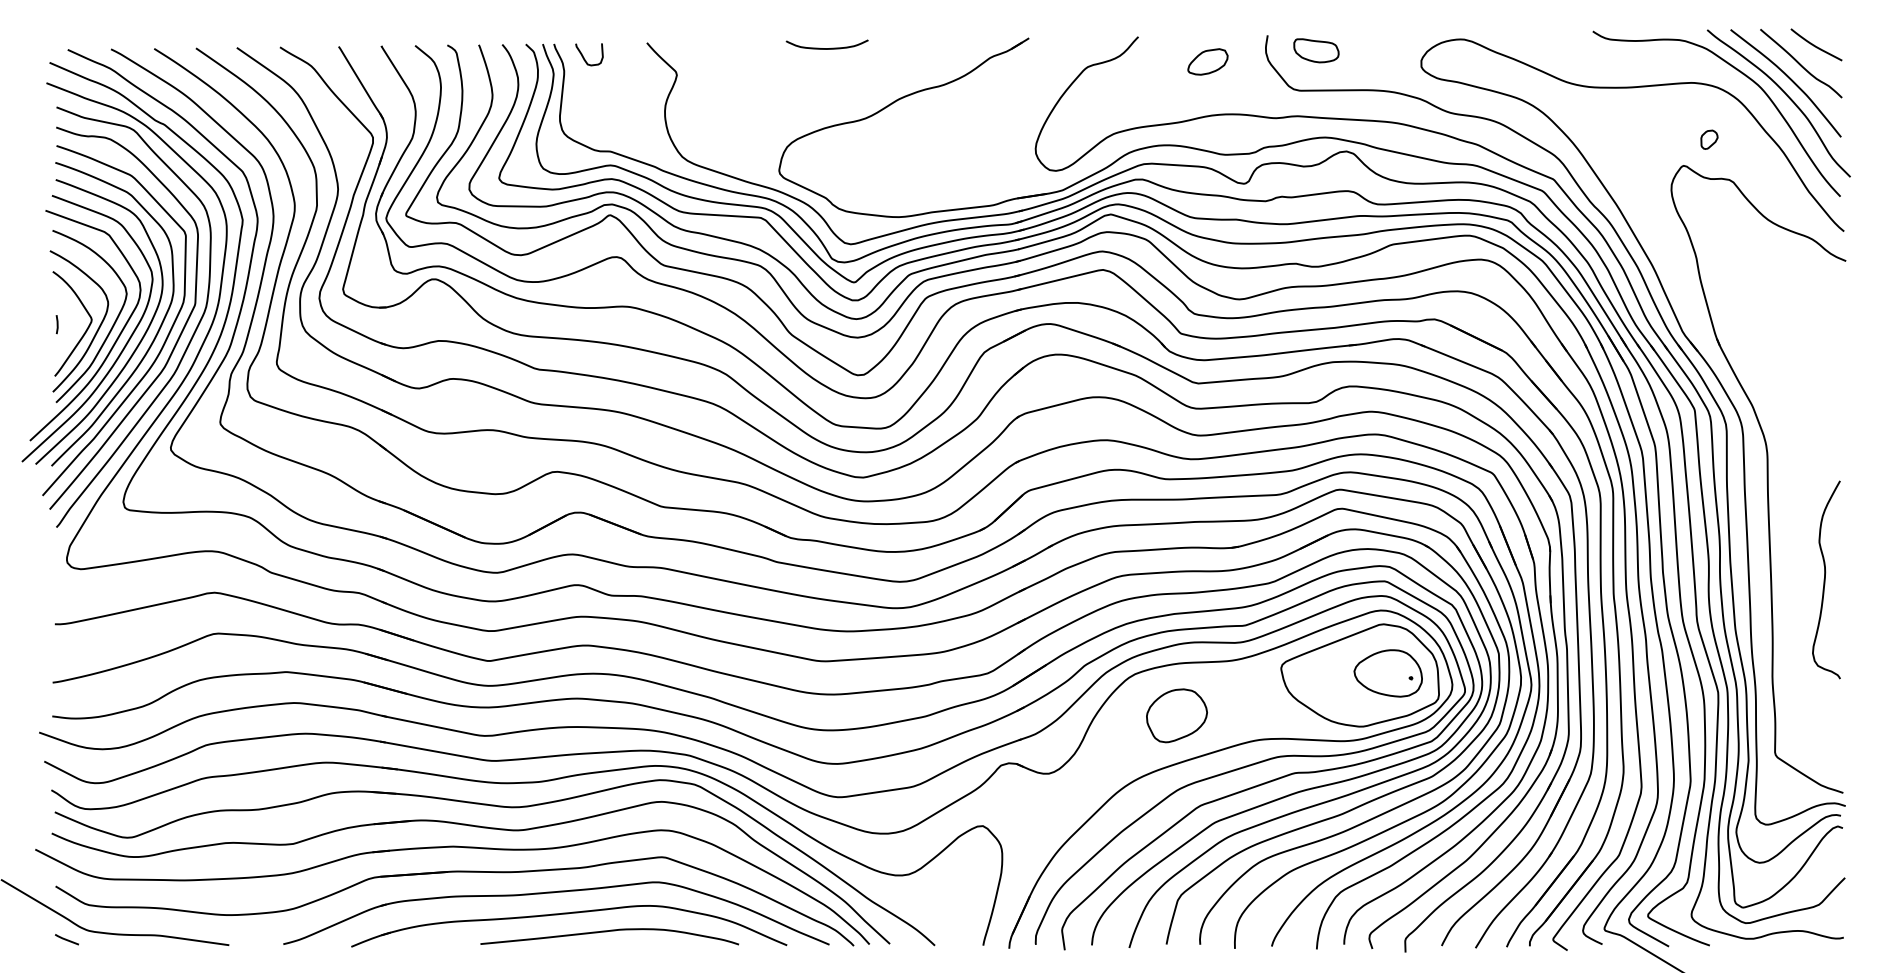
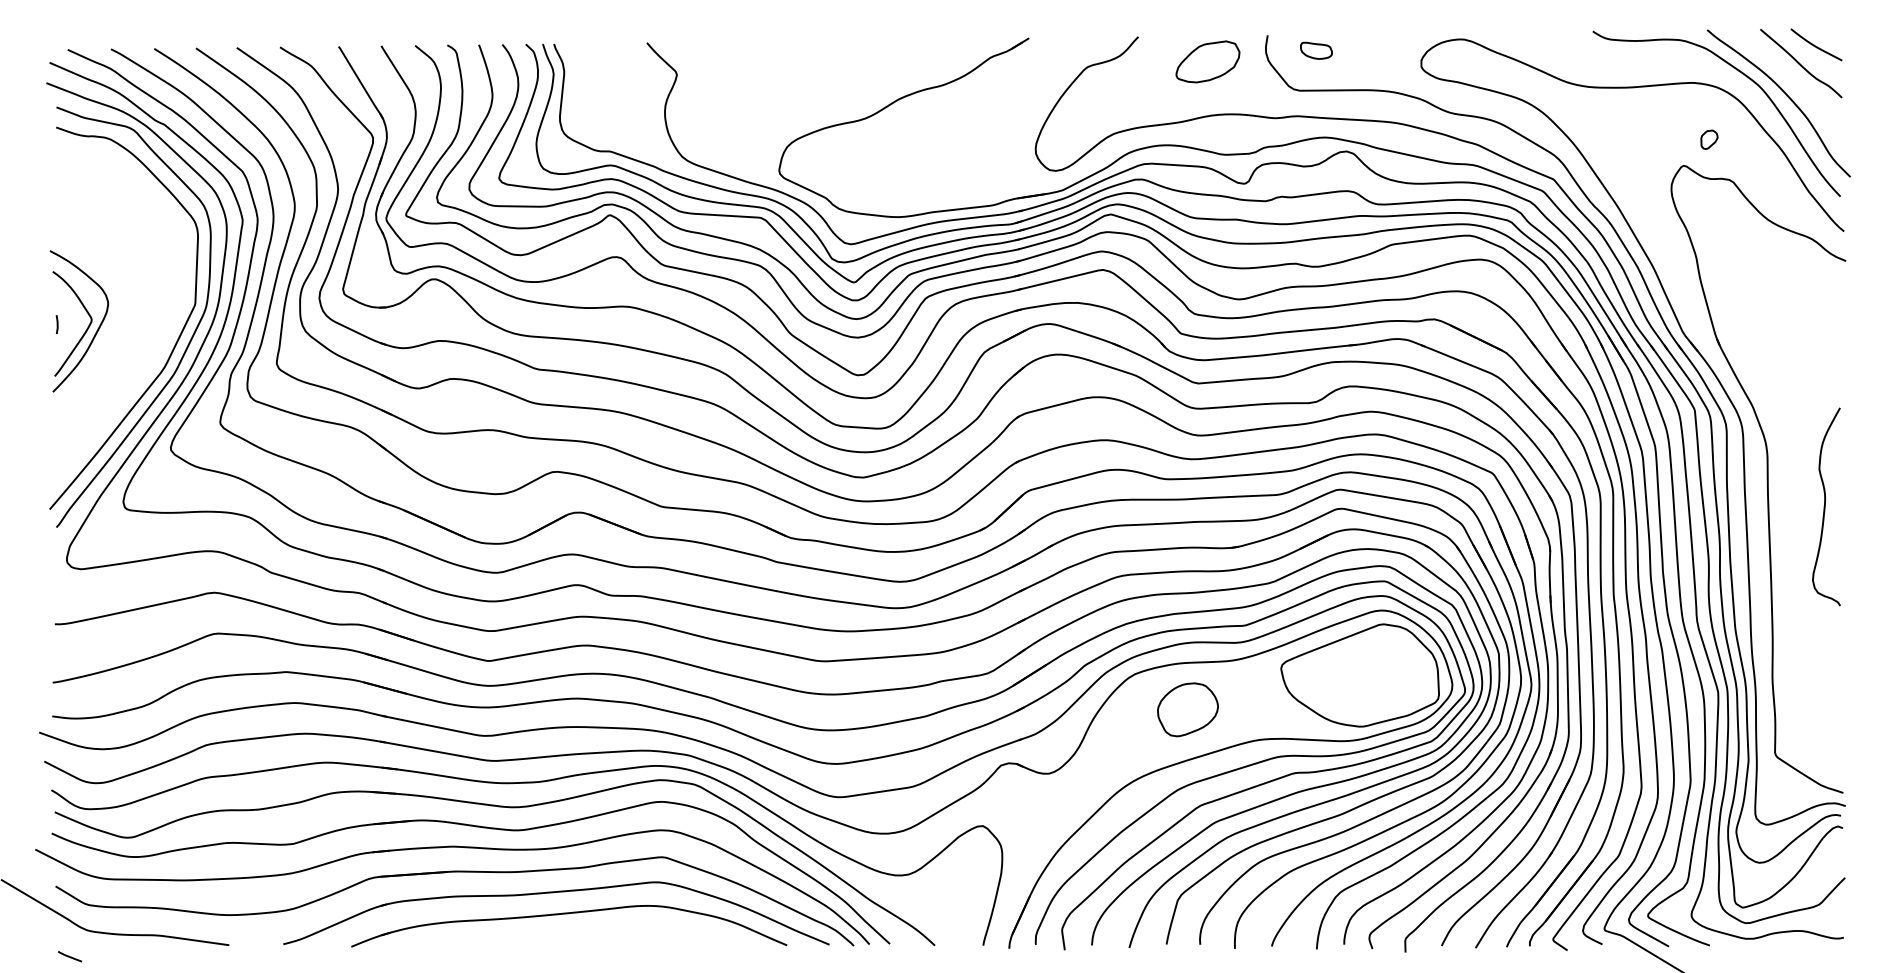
curve: present -> none (826, 48)
part size: 47x26 px -> 33x19 px (1316, 50)
curve: present -> none (584, 57)
part size: 42x28 px -> 66x44 px (1207, 61)
curve: present -> none (1789, 79)
part: present -> none (112, 325)
curve position: (1825, 579) -> (1825, 506) (1825, 506)
part: present -> none (1387, 673)
part position: (1176, 715) -> (1187, 709) (1187, 709)
curve: present -> none (609, 931)
line position: (66, 939) -> (69, 956) (69, 956)
